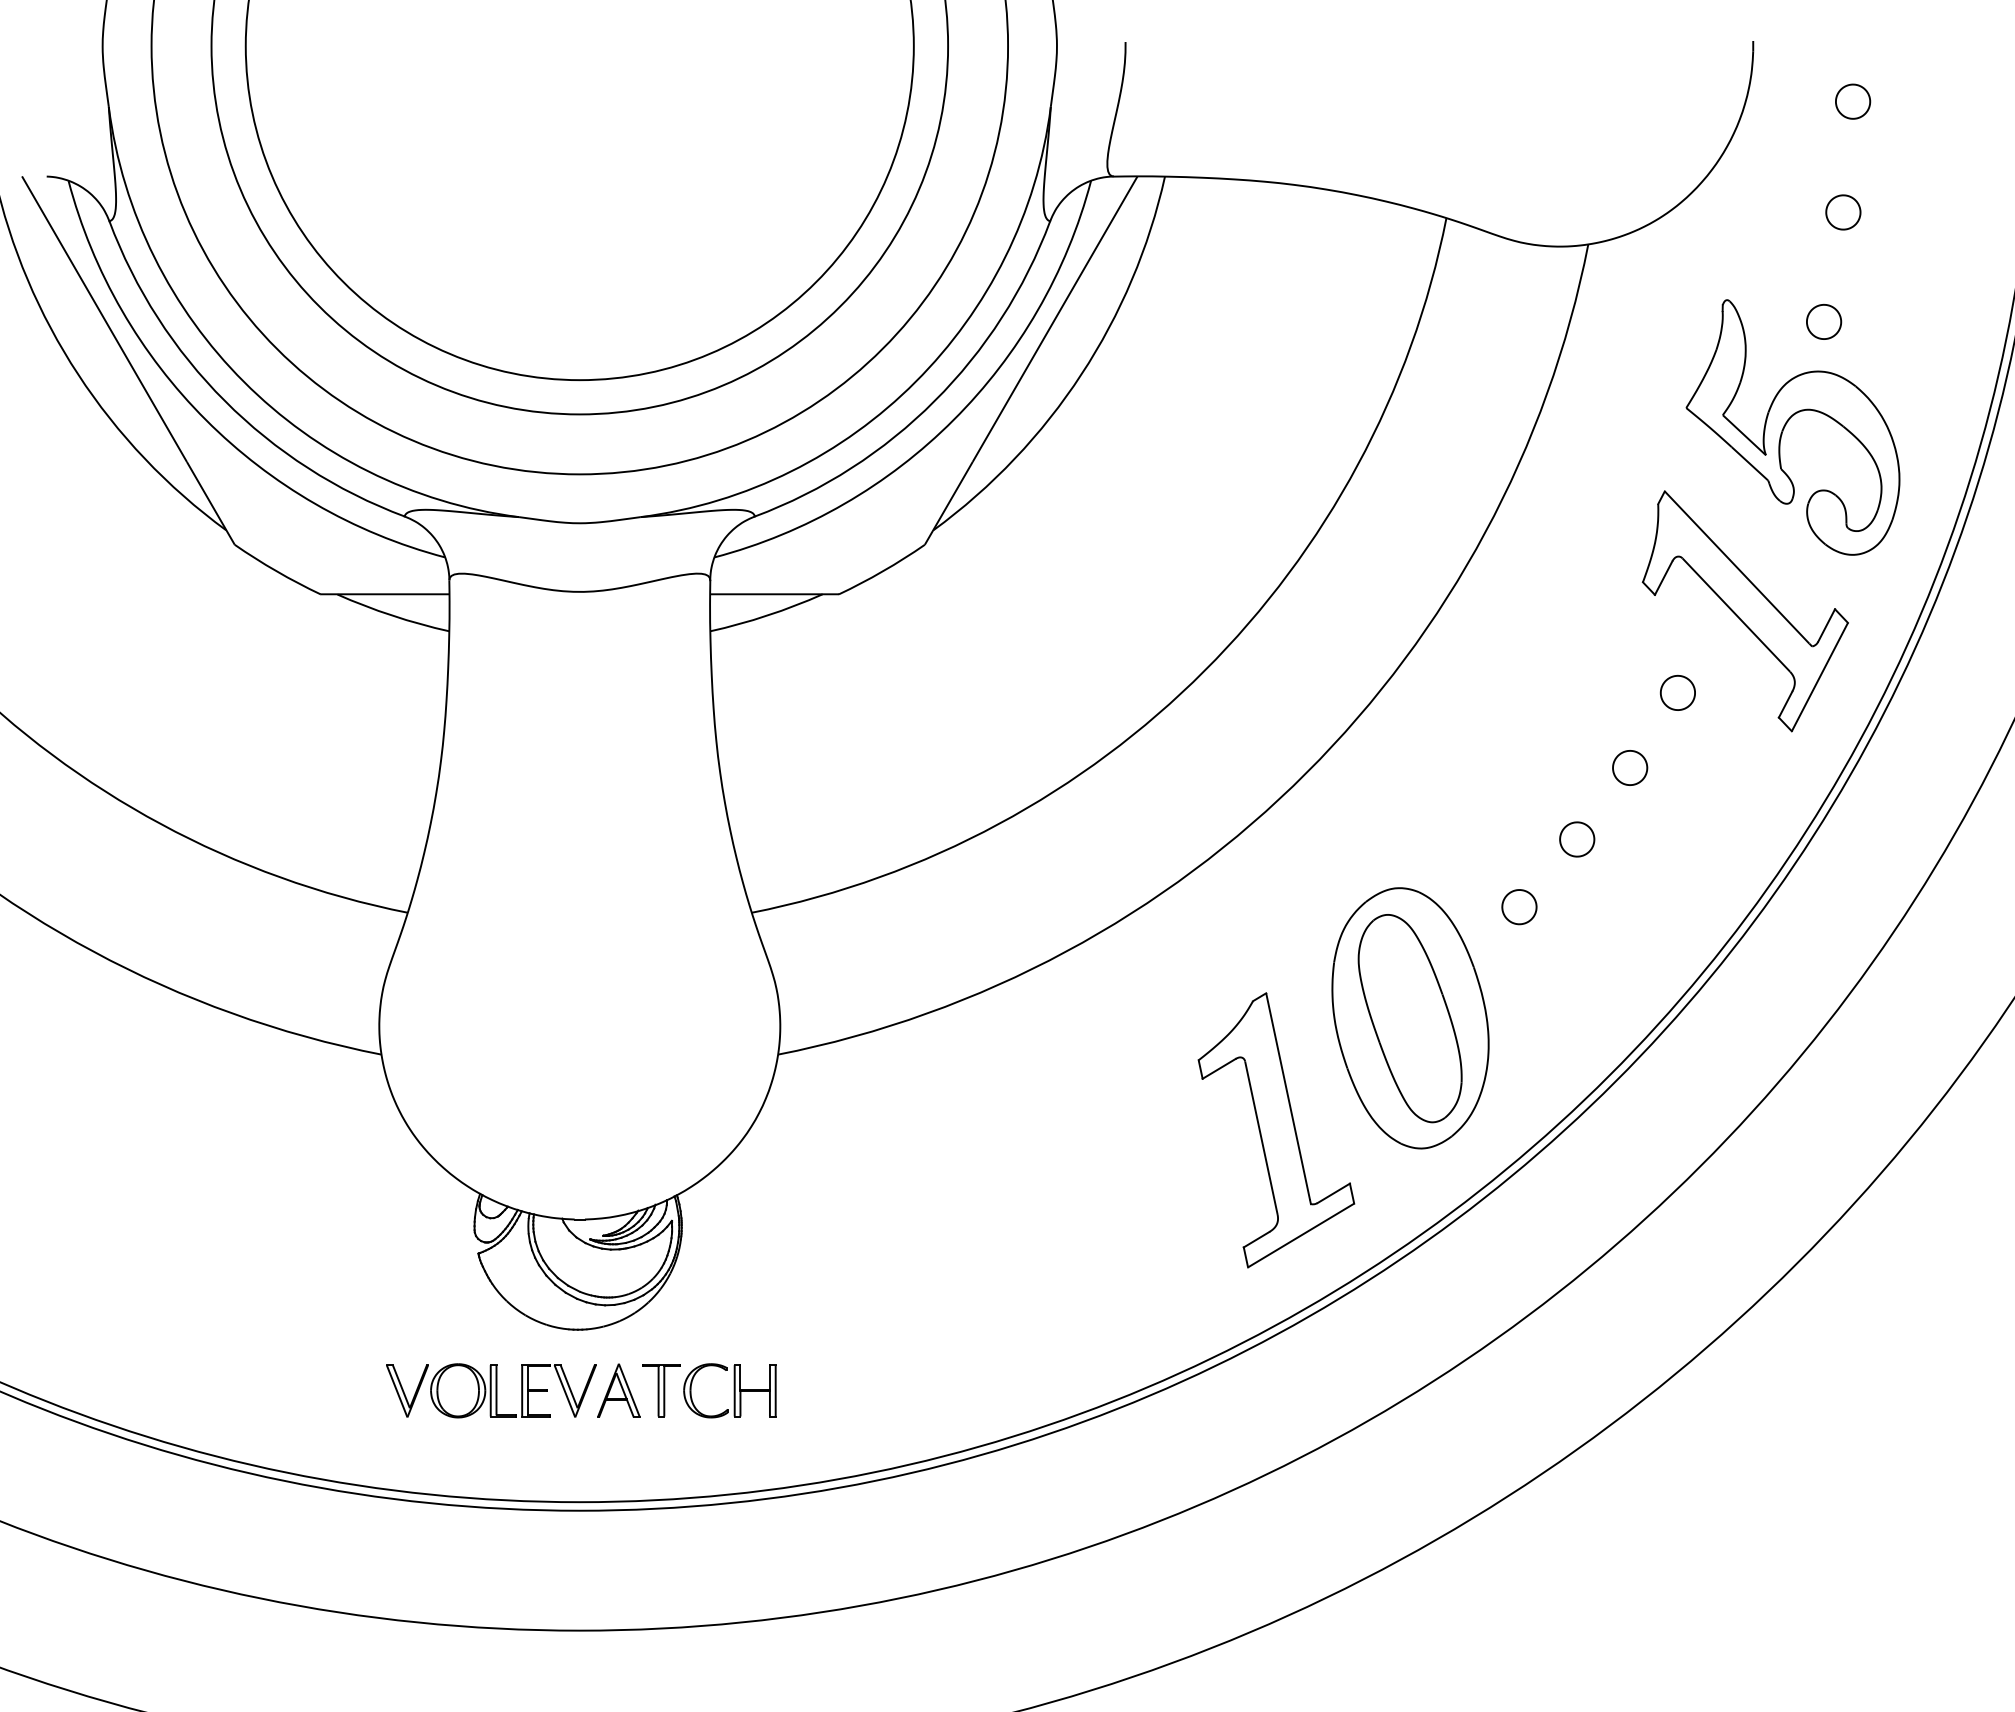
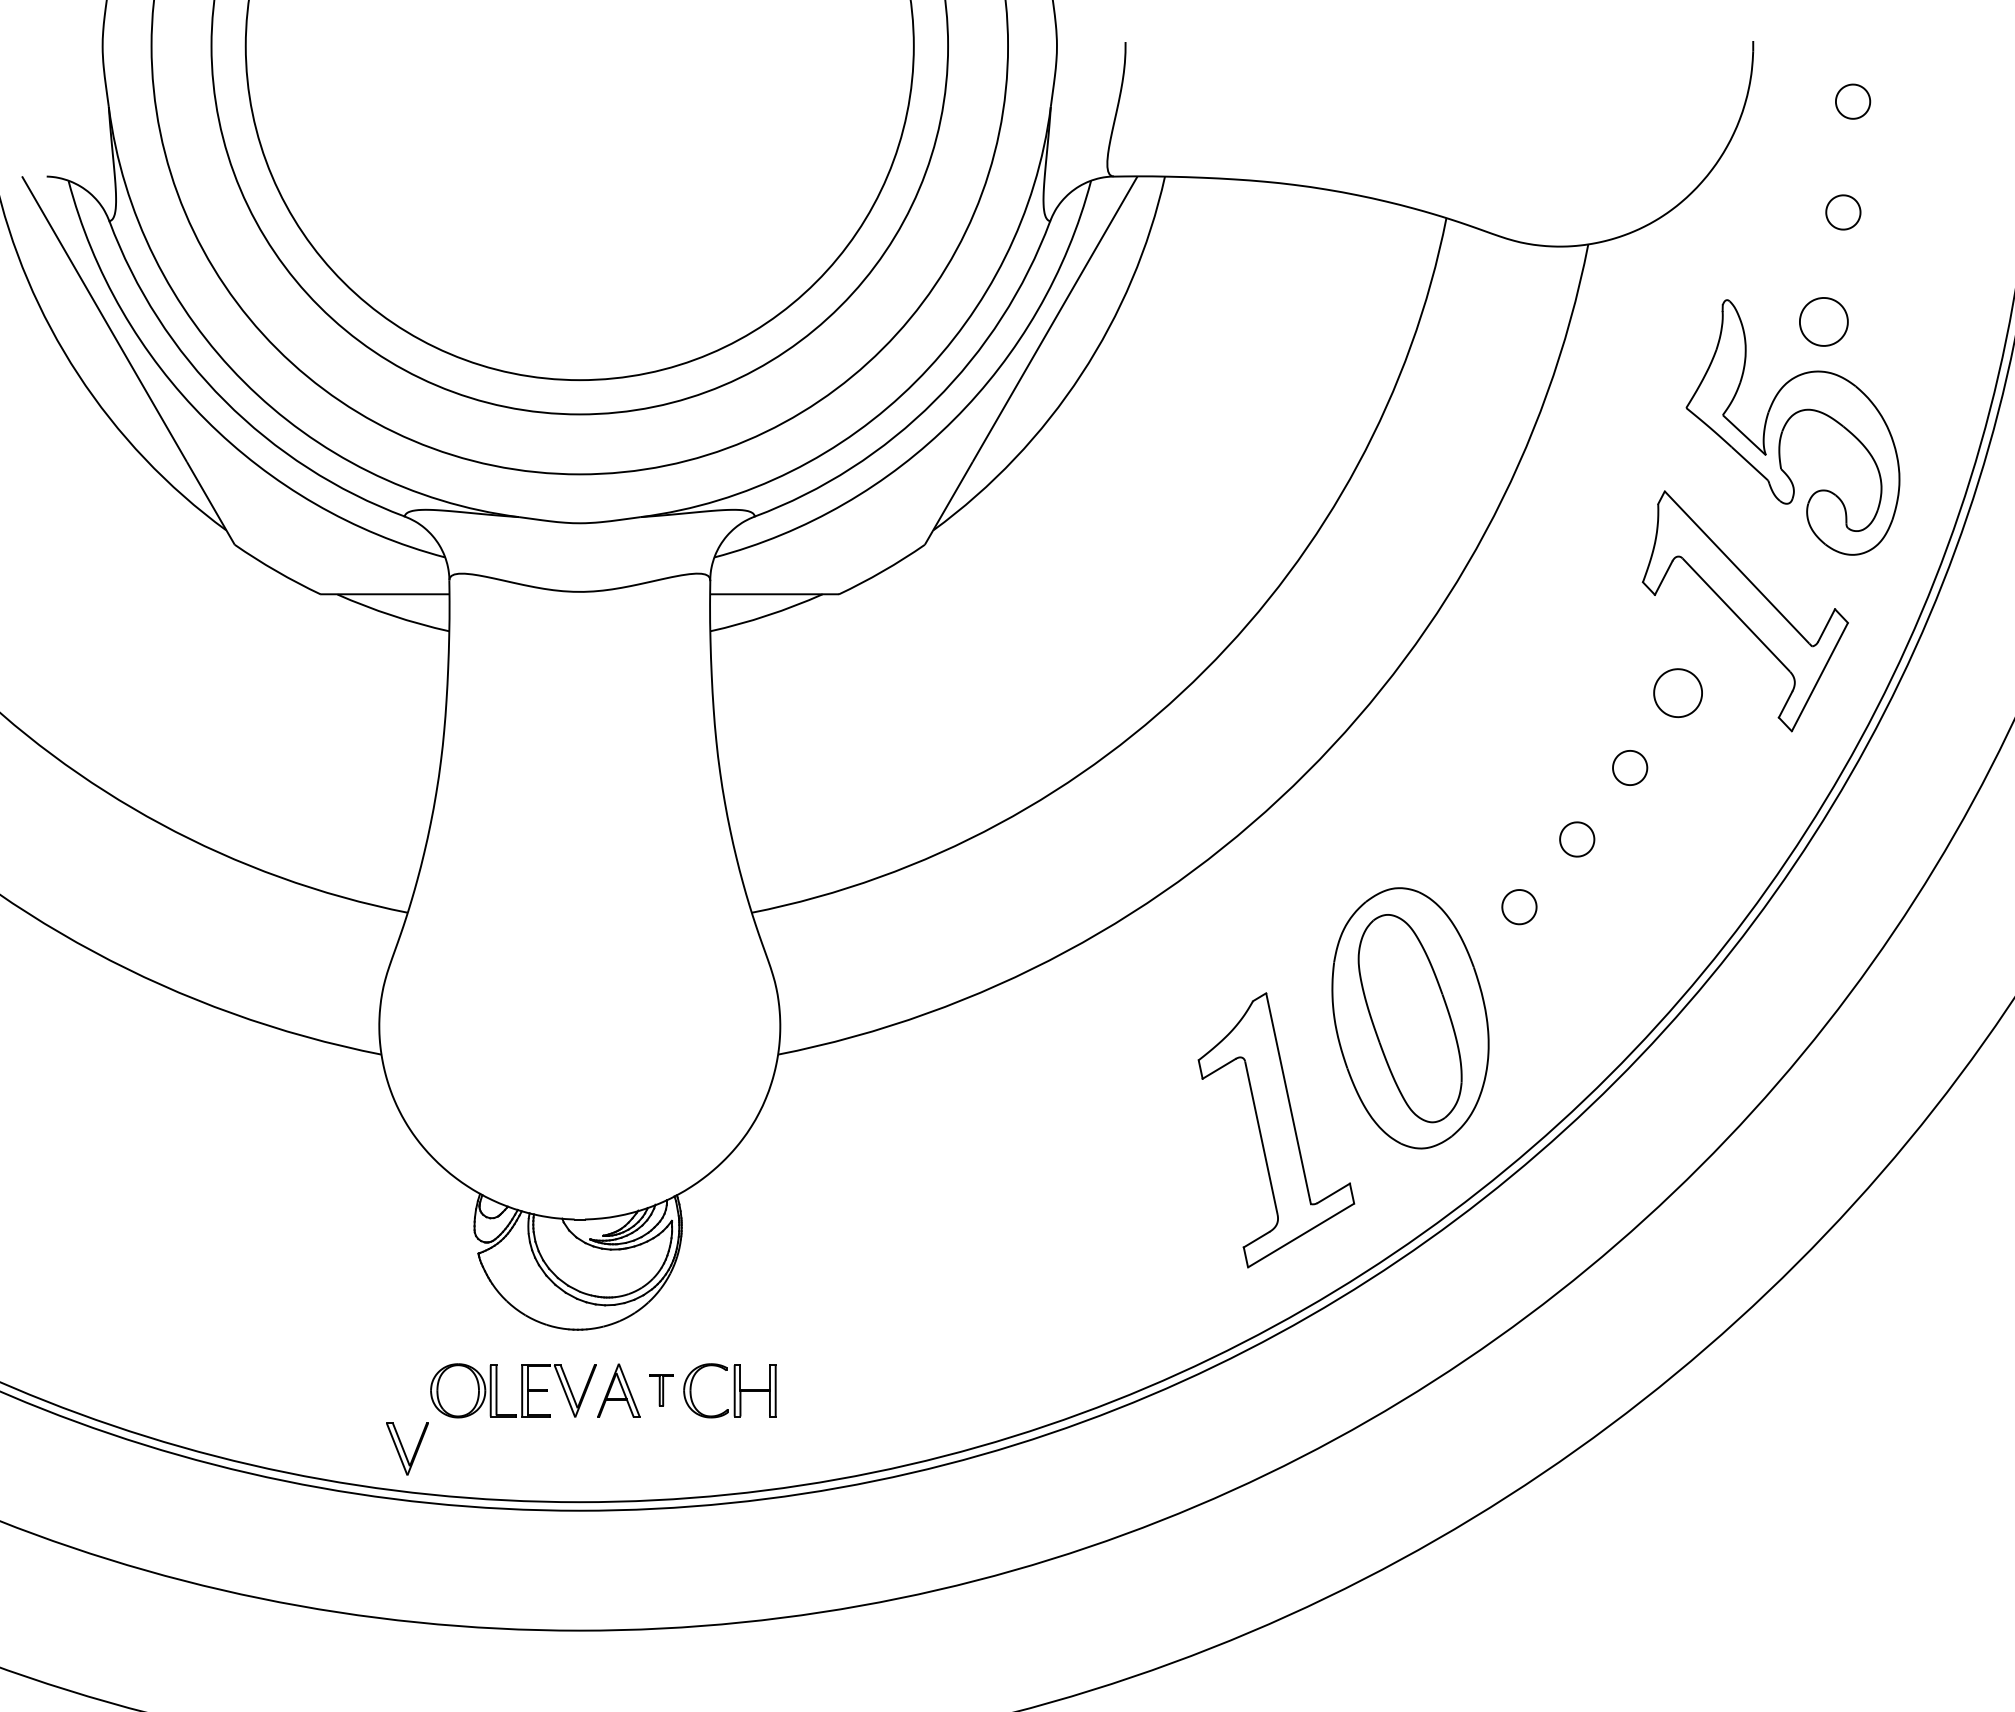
part size: 37x36 px -> 50x50 px (1823, 321)
part size: 37x37 px -> 50x51 px (1677, 693)
part position: (407, 1390) -> (407, 1448) (407, 1448)
part size: 39x54 px -> 25x33 px (661, 1390)
